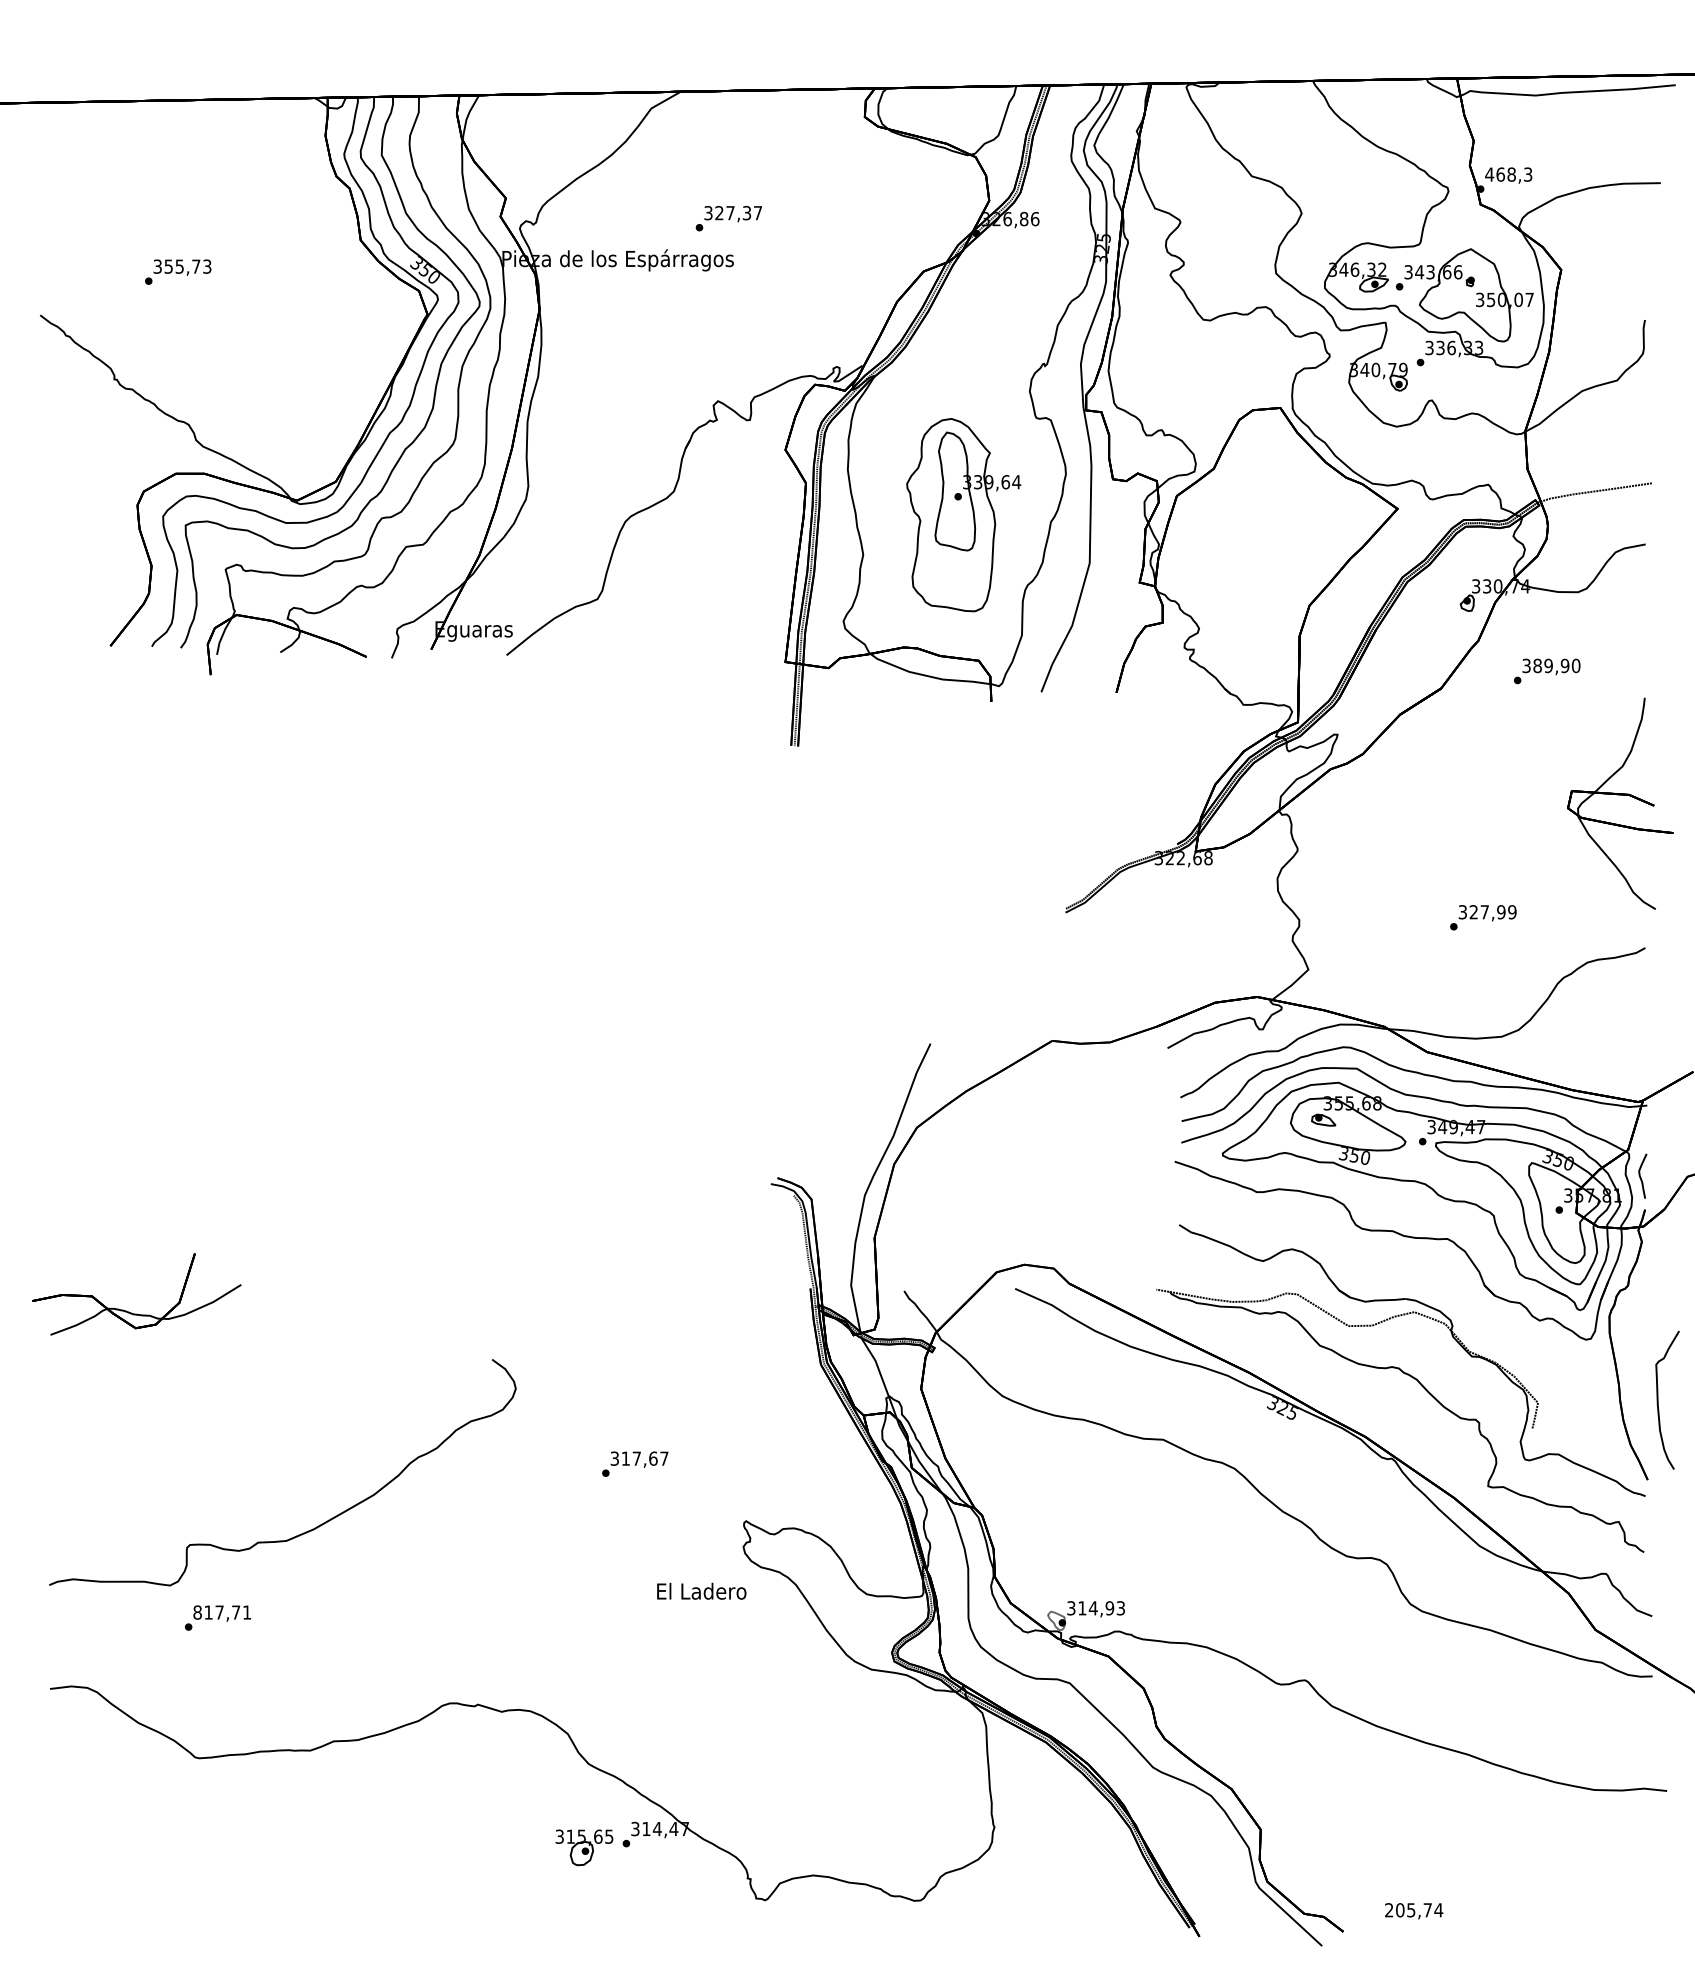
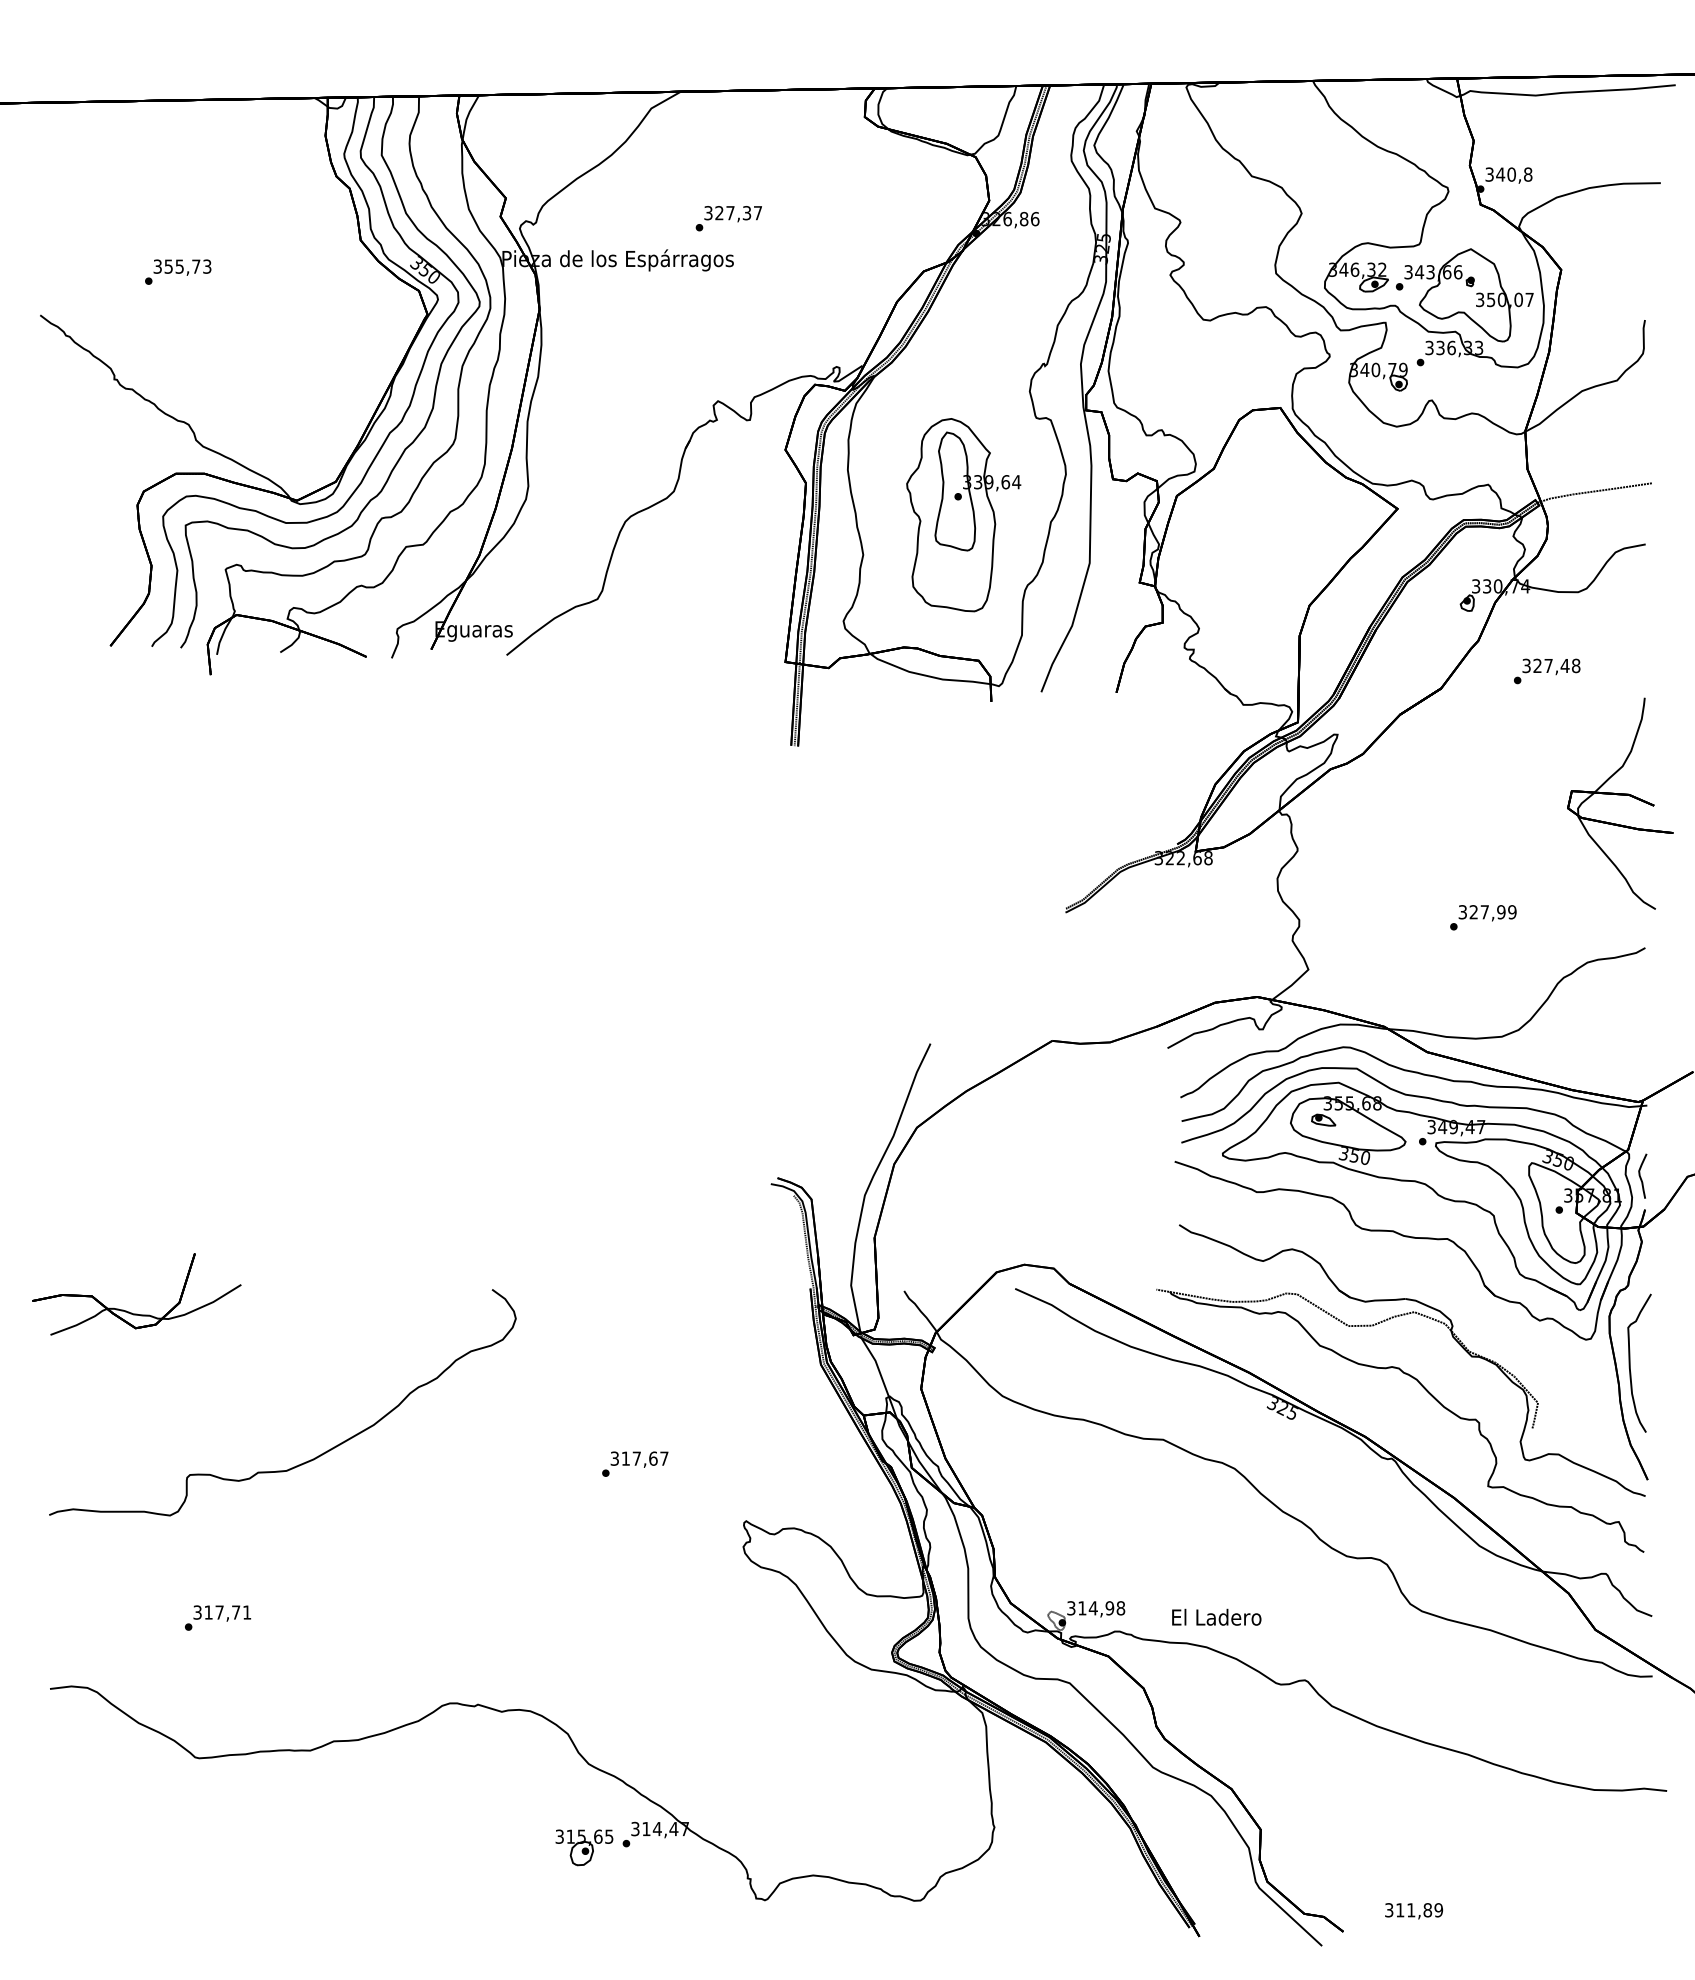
text: 468,3 -> 340,8 (1508, 174)
text: 389,90 -> 327,48 (1556, 665)
curve position: (1658, 1399) -> (1630, 1362) (1630, 1362)
curve position: (305, 1531) -> (305, 1461) (305, 1461)
text position: (701, 1590) -> (1216, 1616) (1216, 1616)
text: 314,93 -> 314,98 (1120, 1608)
text: 817,71 -> 317,71 (197, 1612)
text: 205,74 -> 311,89 (1414, 1910)
